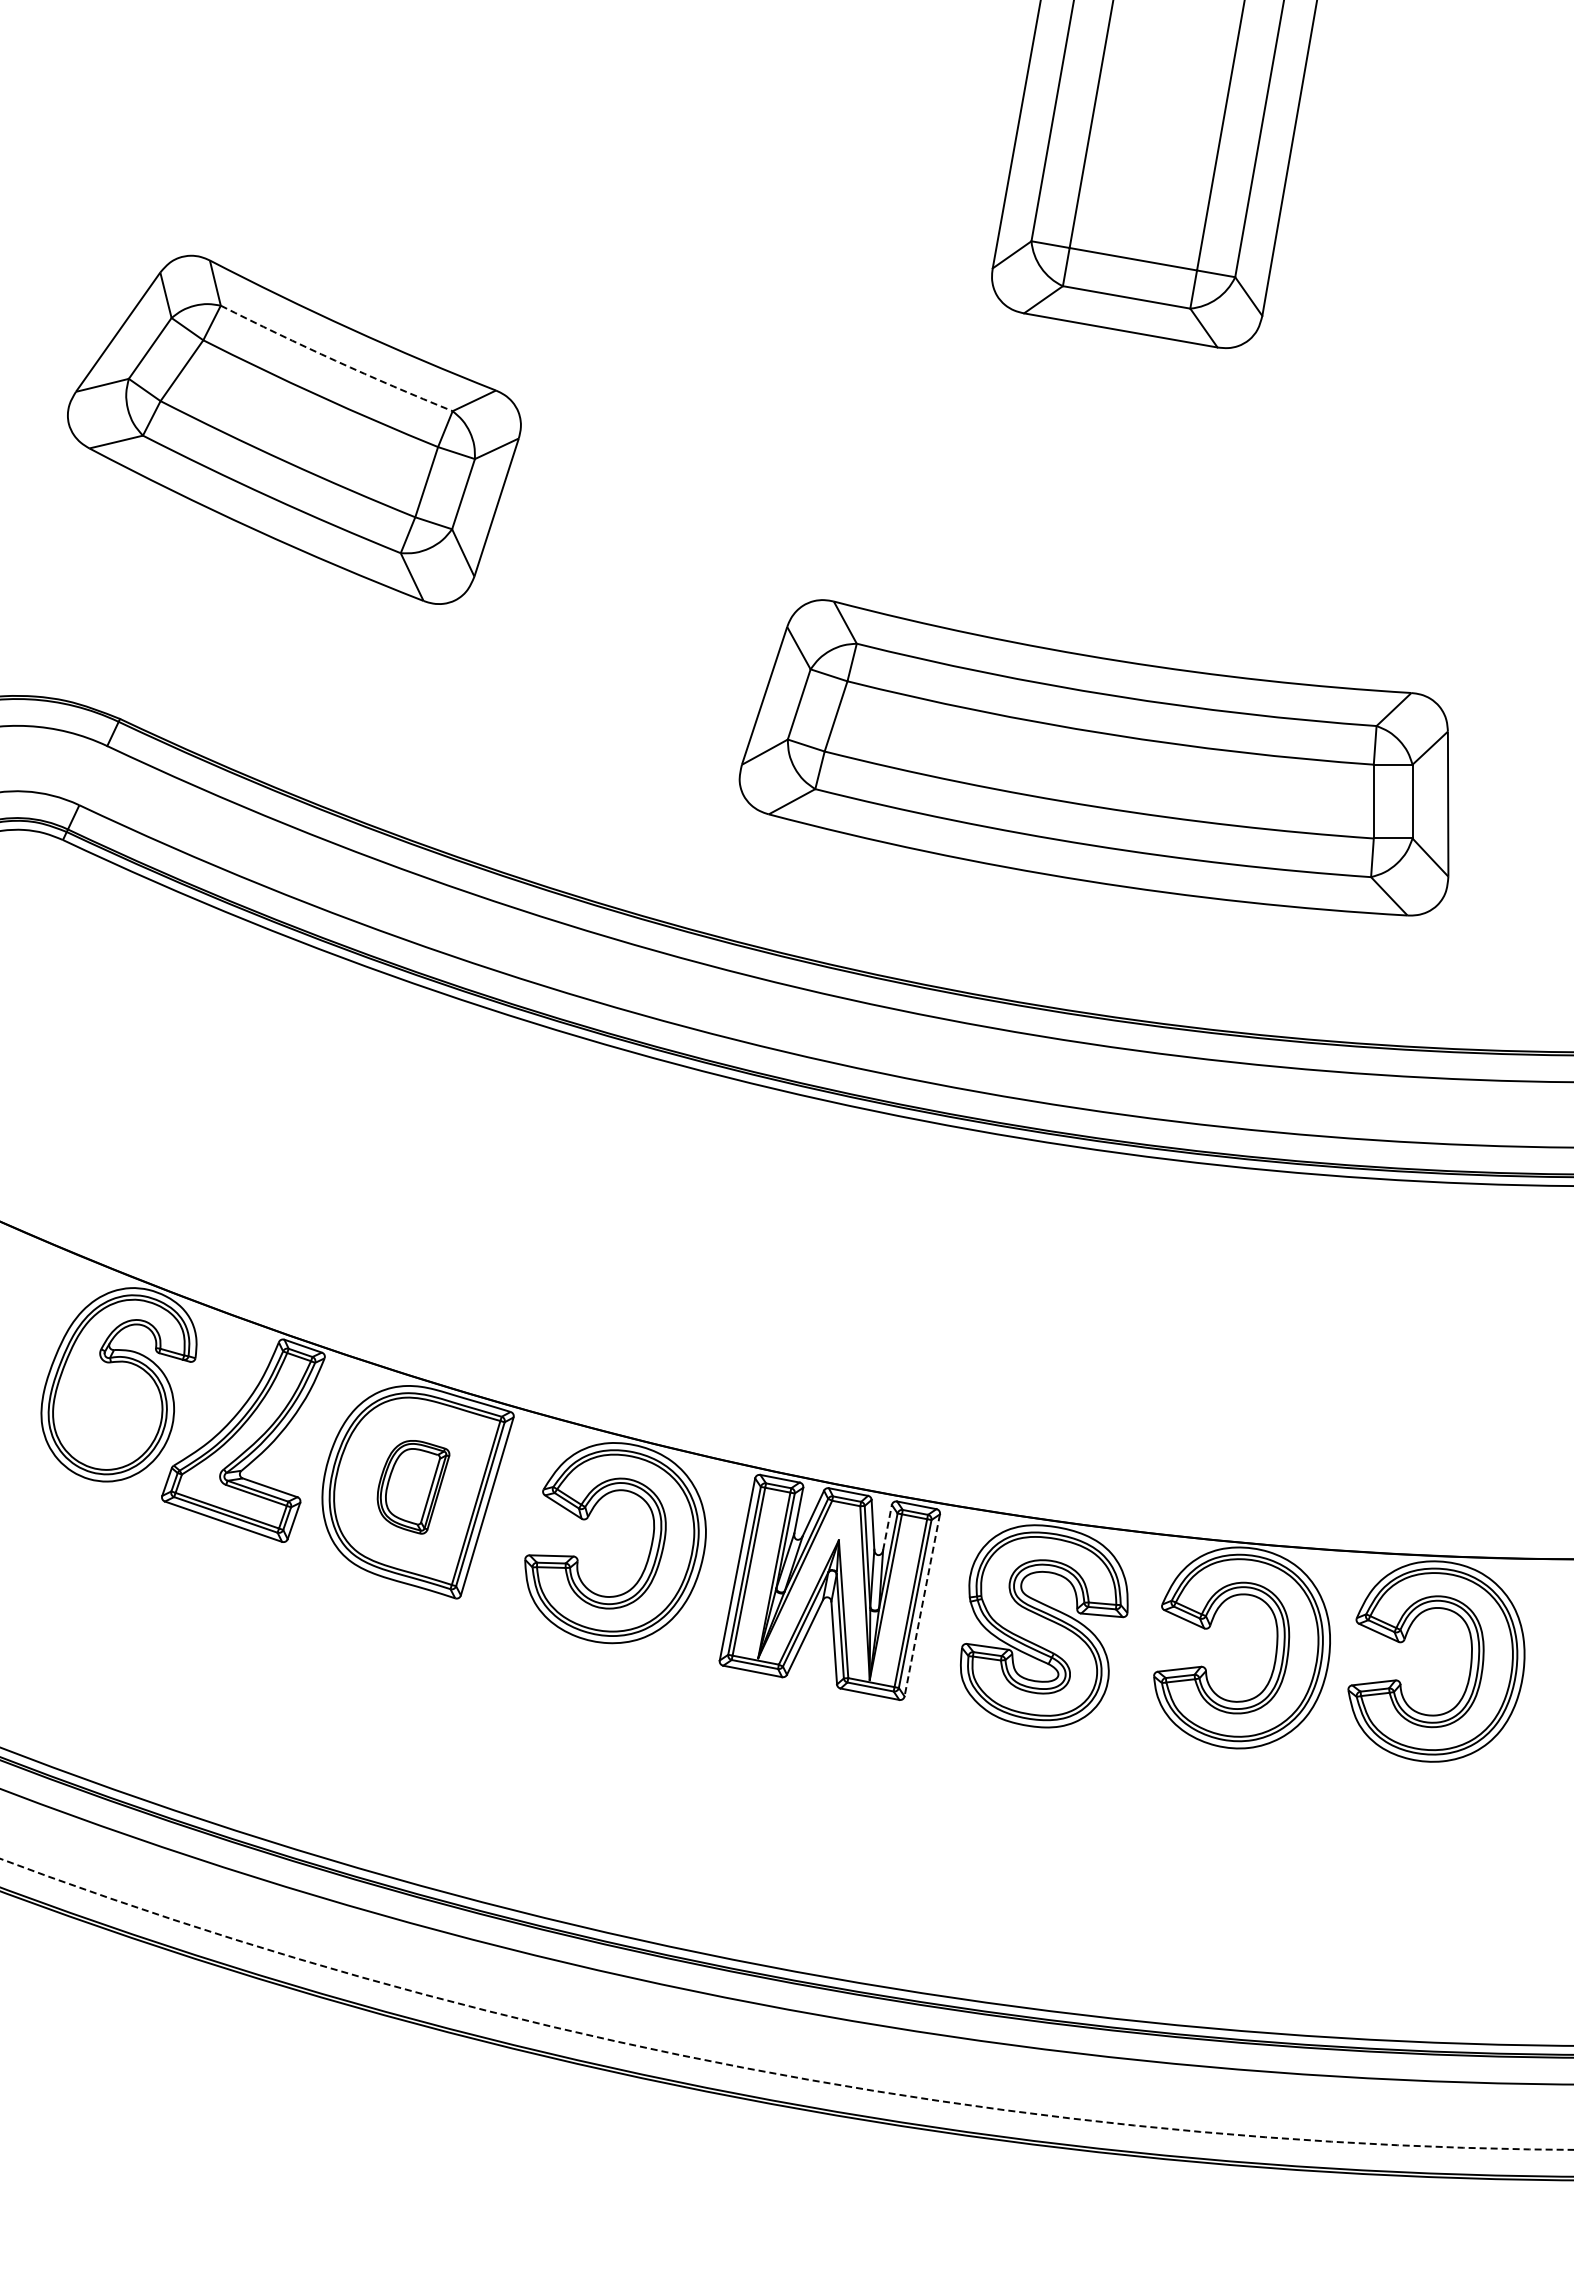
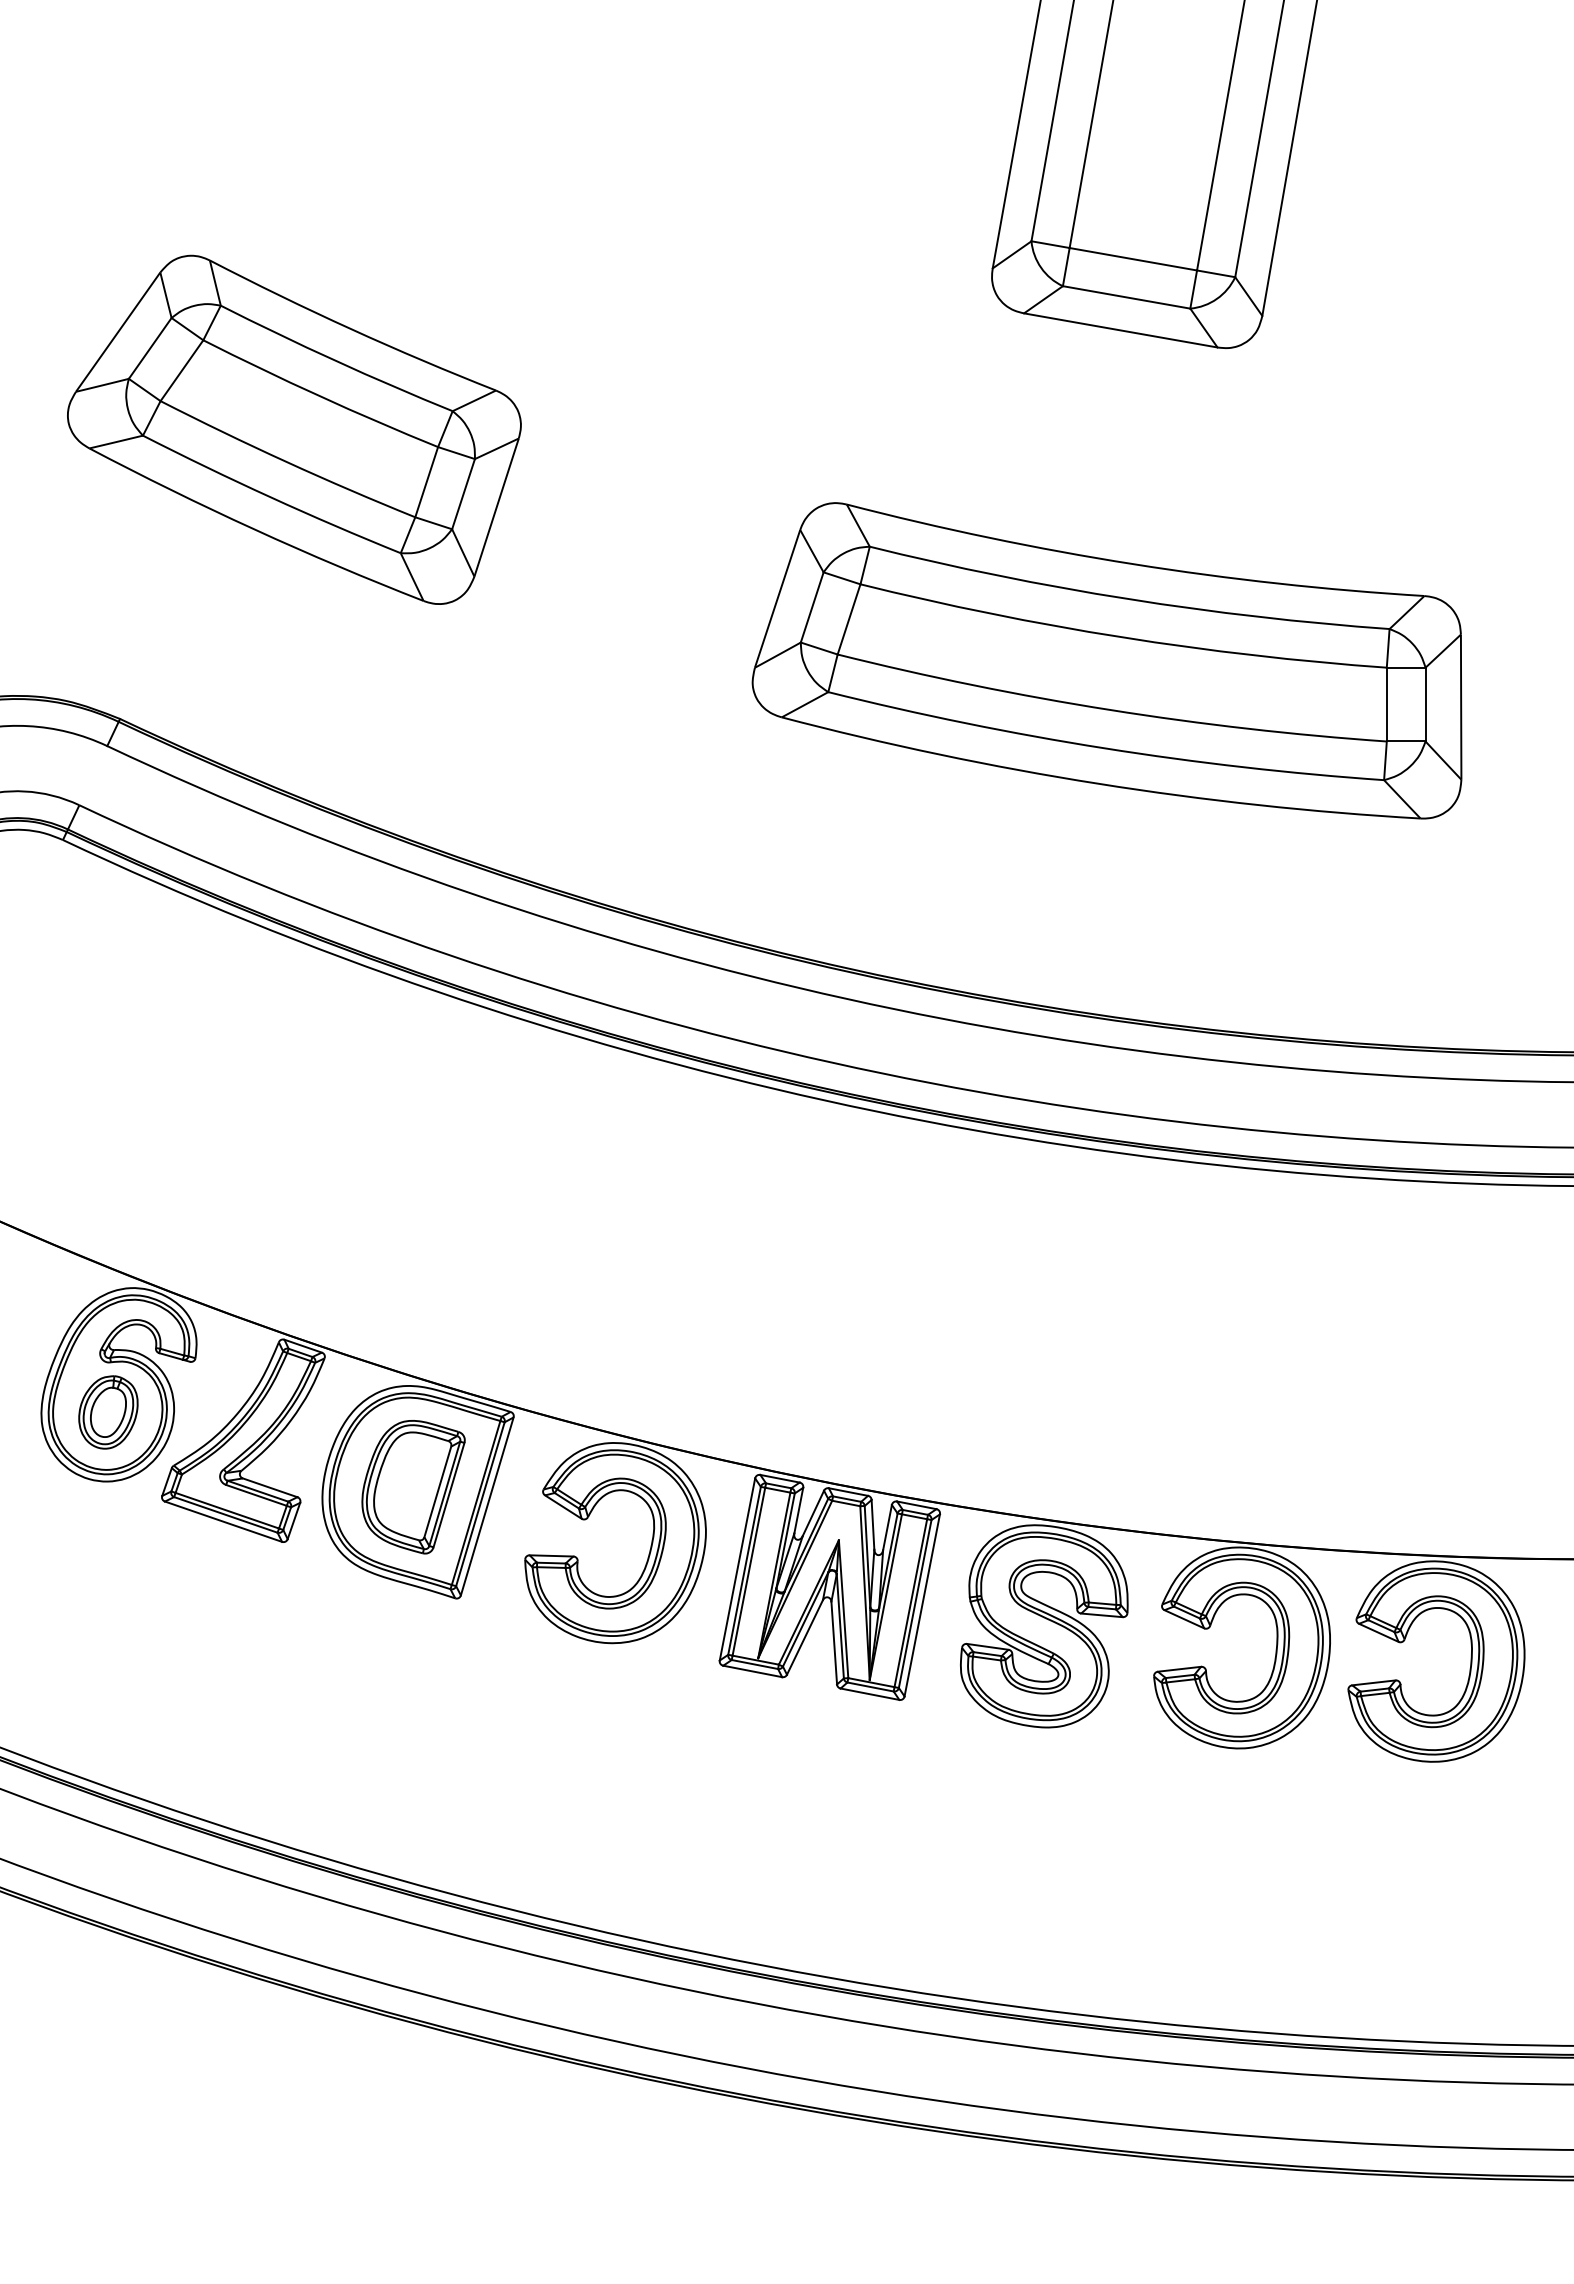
arc: dashed -> solid (335, 360)
part position: (1093, 757) -> (1106, 660) (1106, 660)
part: none -> present (108, 1412)
part size: 75x95 px -> 105x135 px (413, 1487)
line: dashed -> solid (887, 1527)
line: dashed -> solid (922, 1605)
arc: dashed -> solid (774, 2073)
